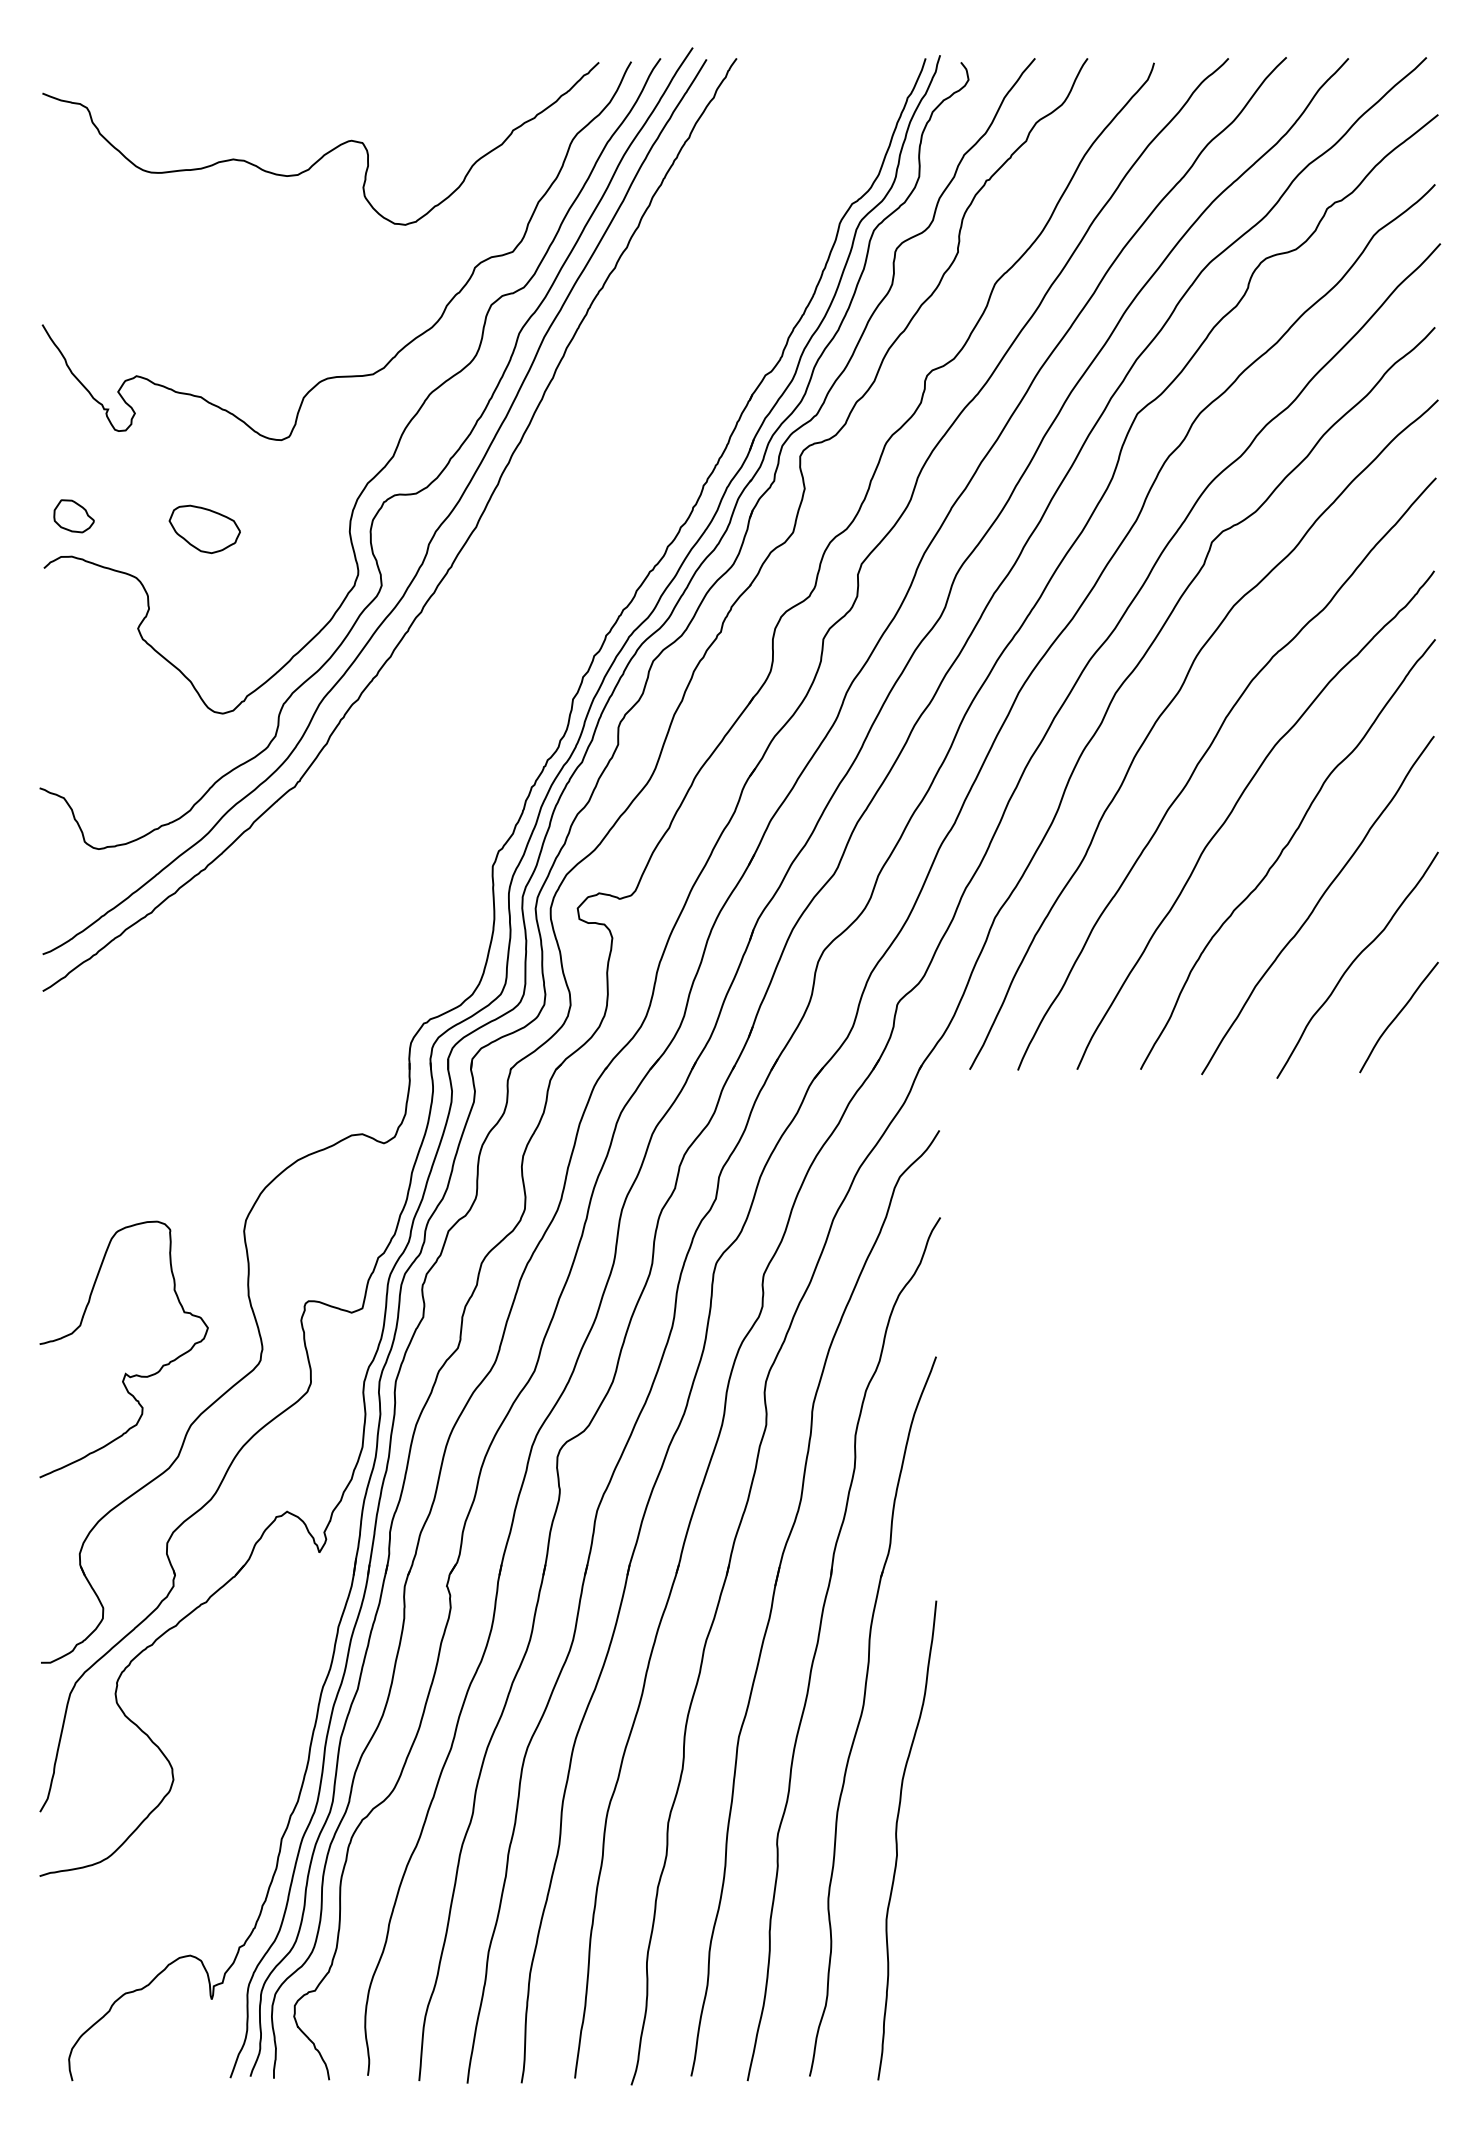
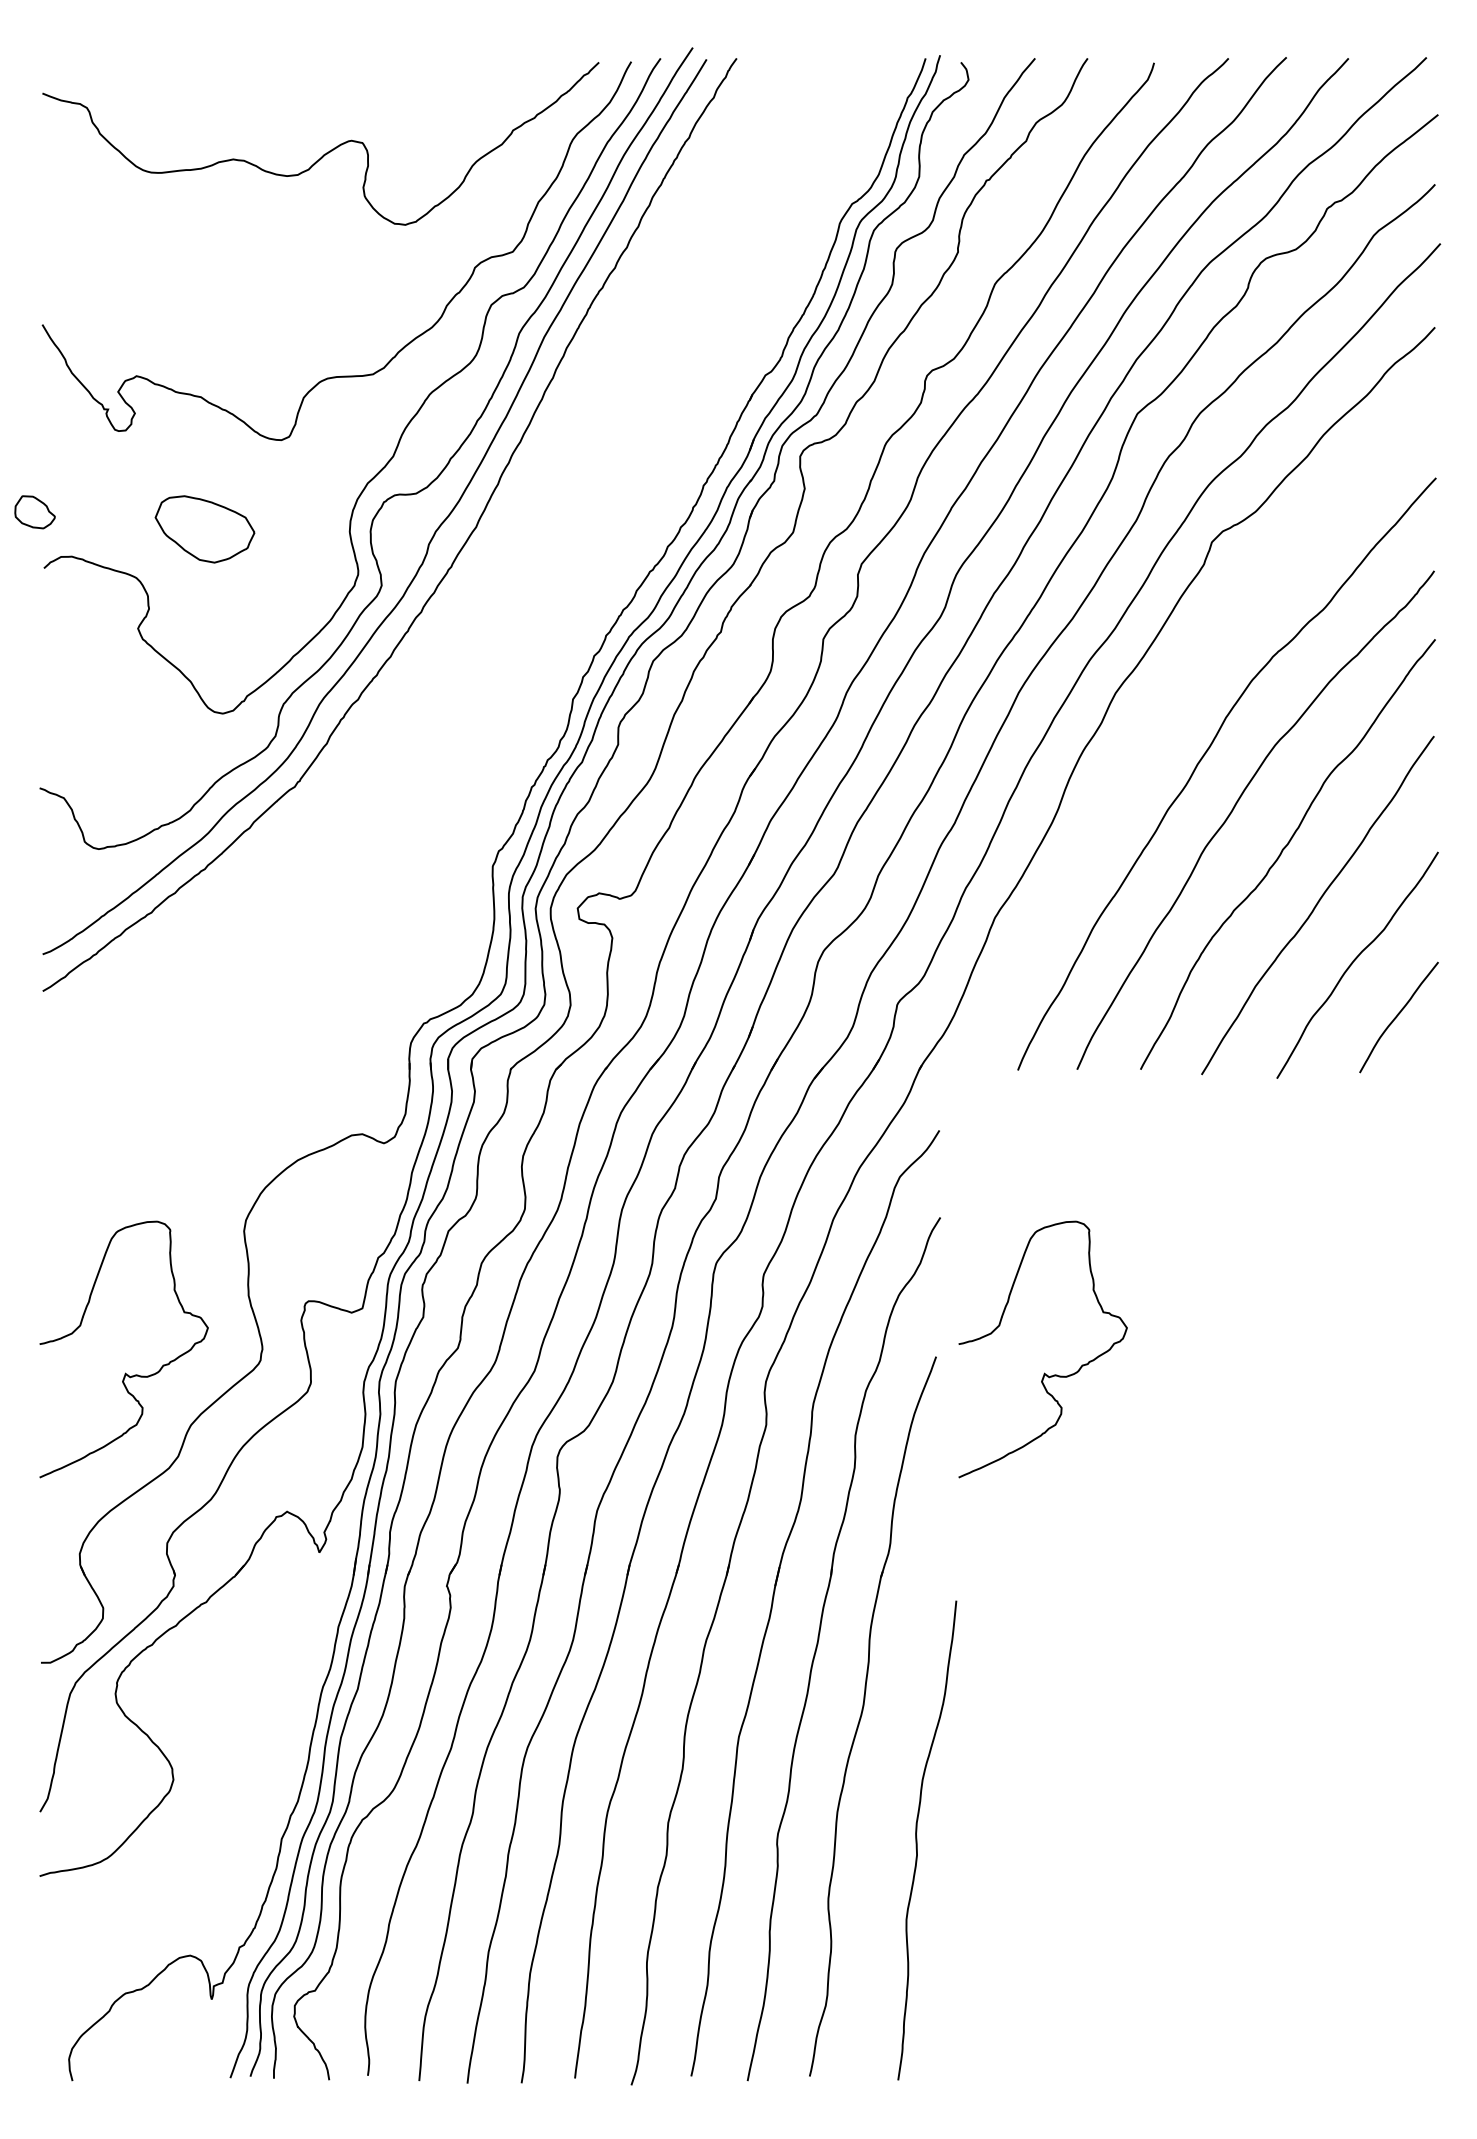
part position: (73, 516) -> (34, 512) (34, 512)
part size: 73x51 px -> 102x69 px (204, 529)
curve: present -> none (1168, 707)
curve: none -> present (1044, 1372)
curve position: (897, 1840) -> (917, 1840) (917, 1840)
